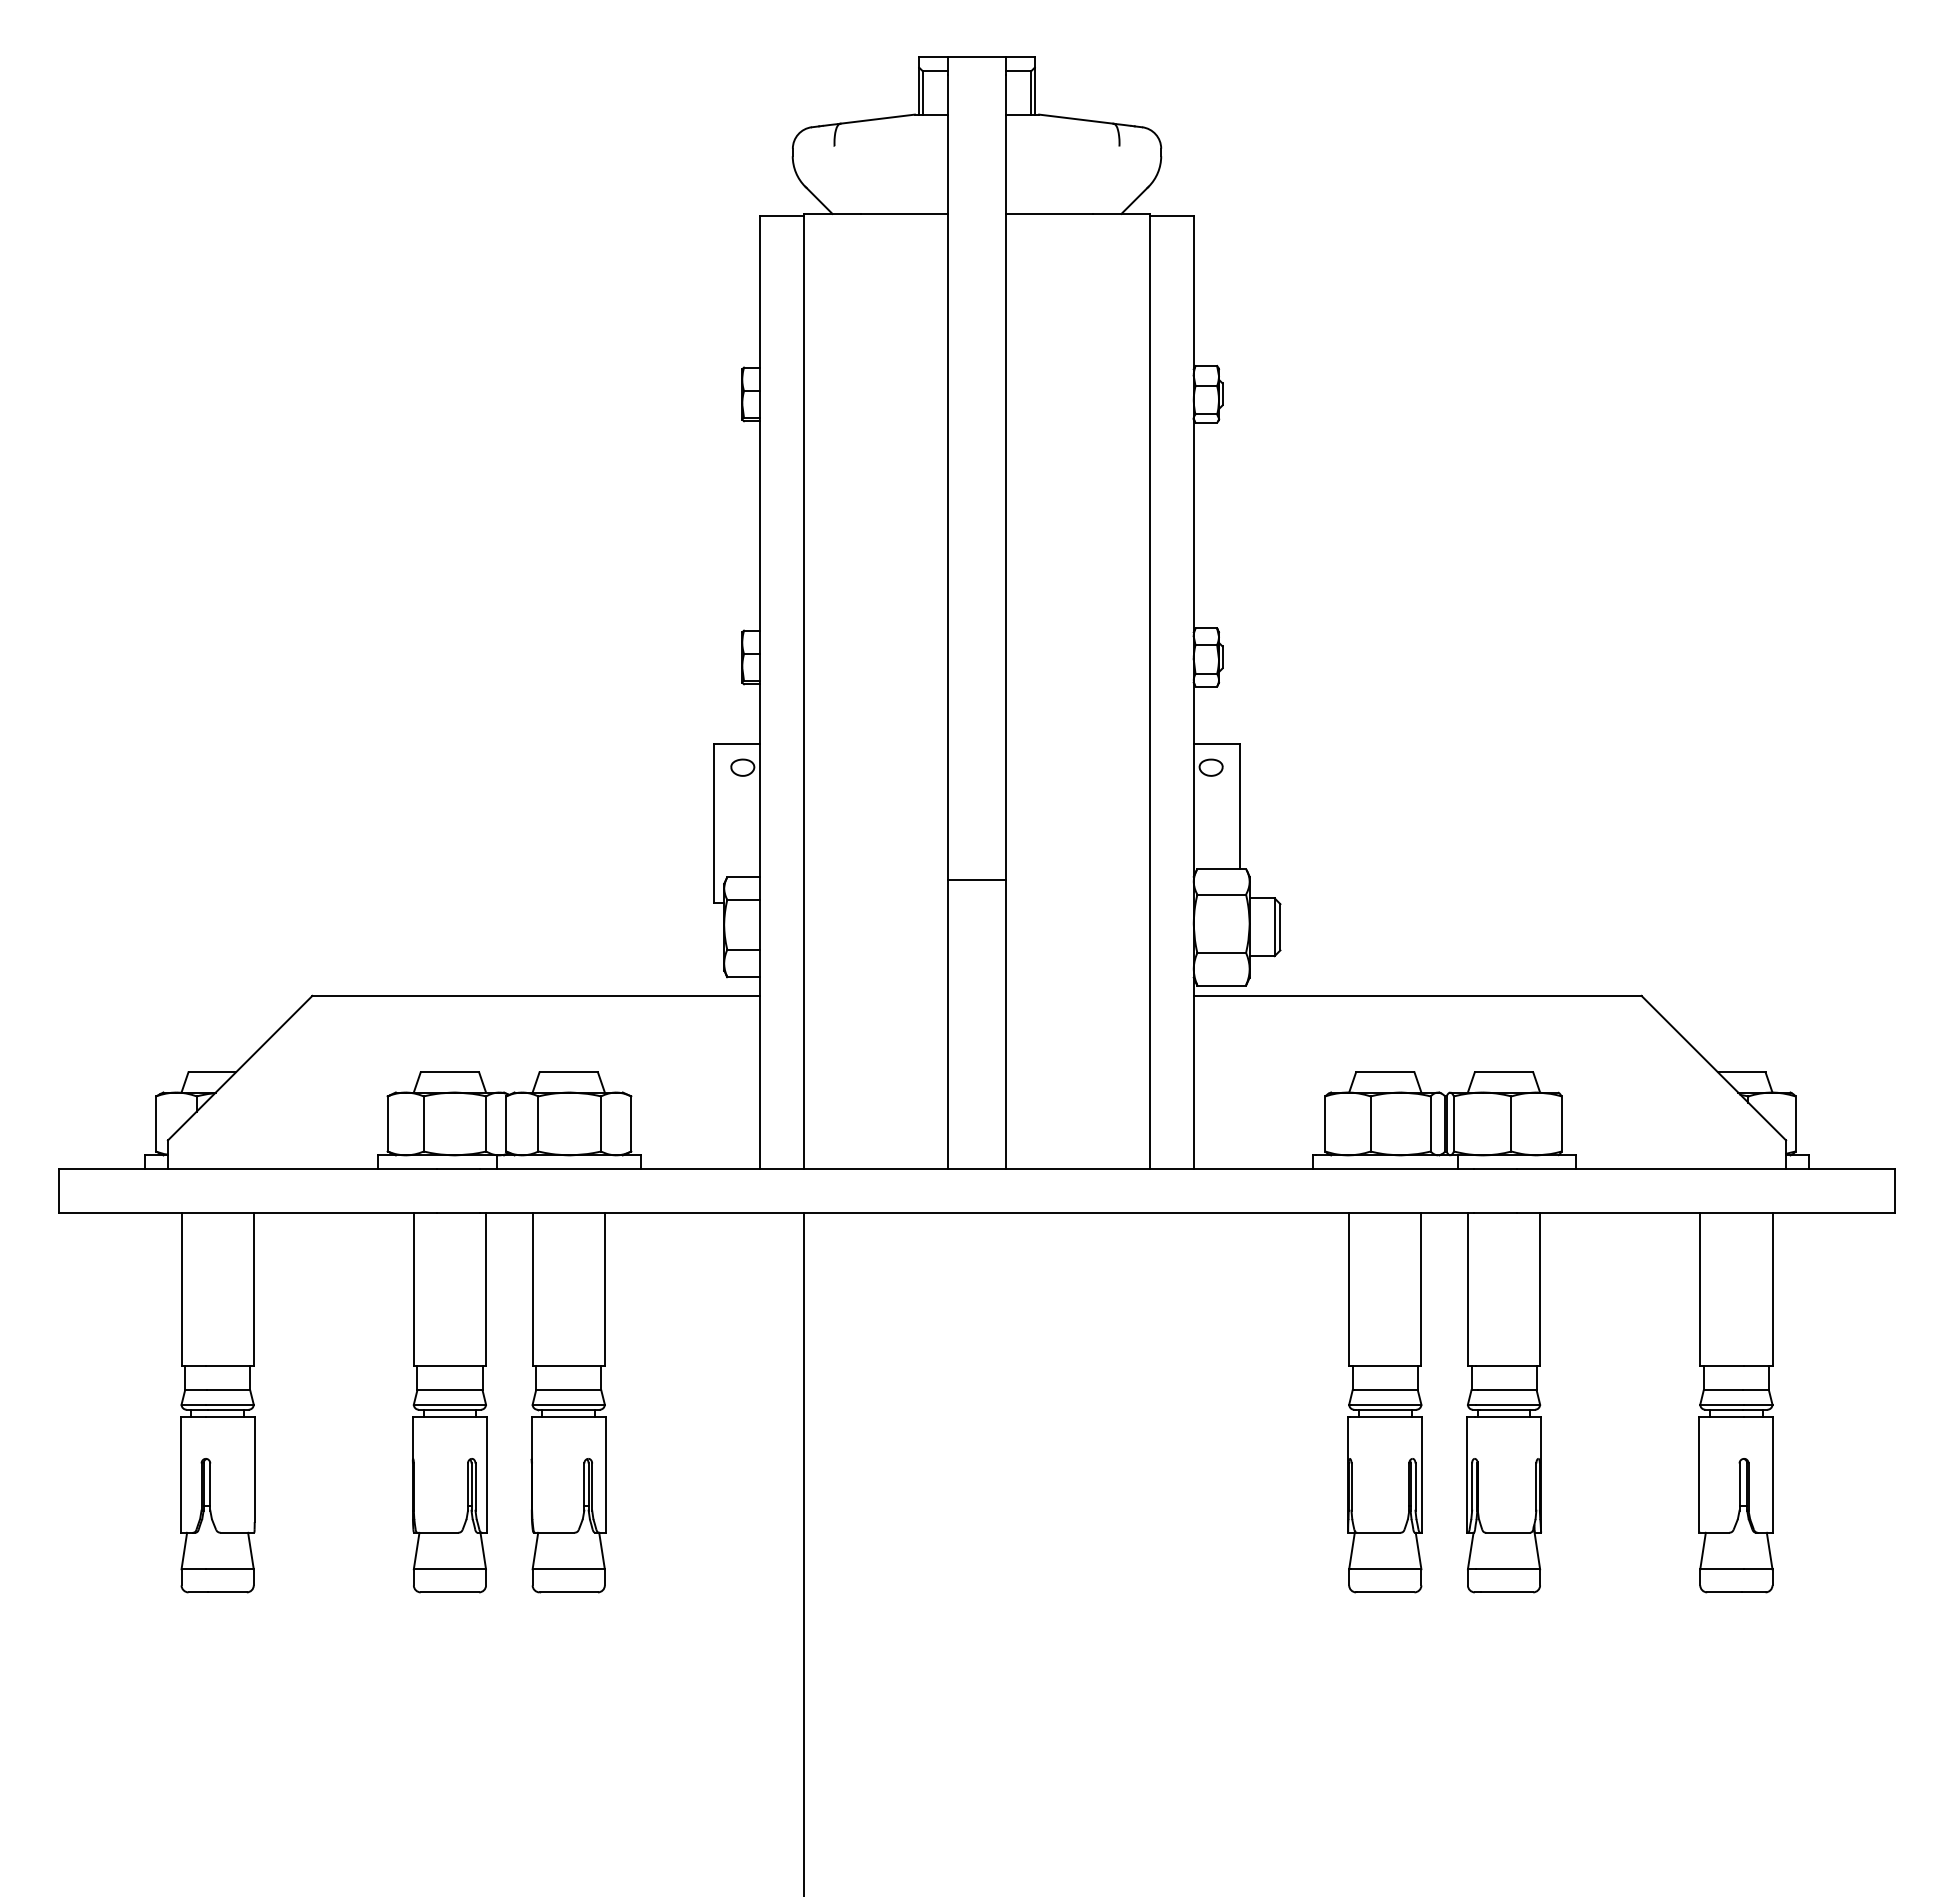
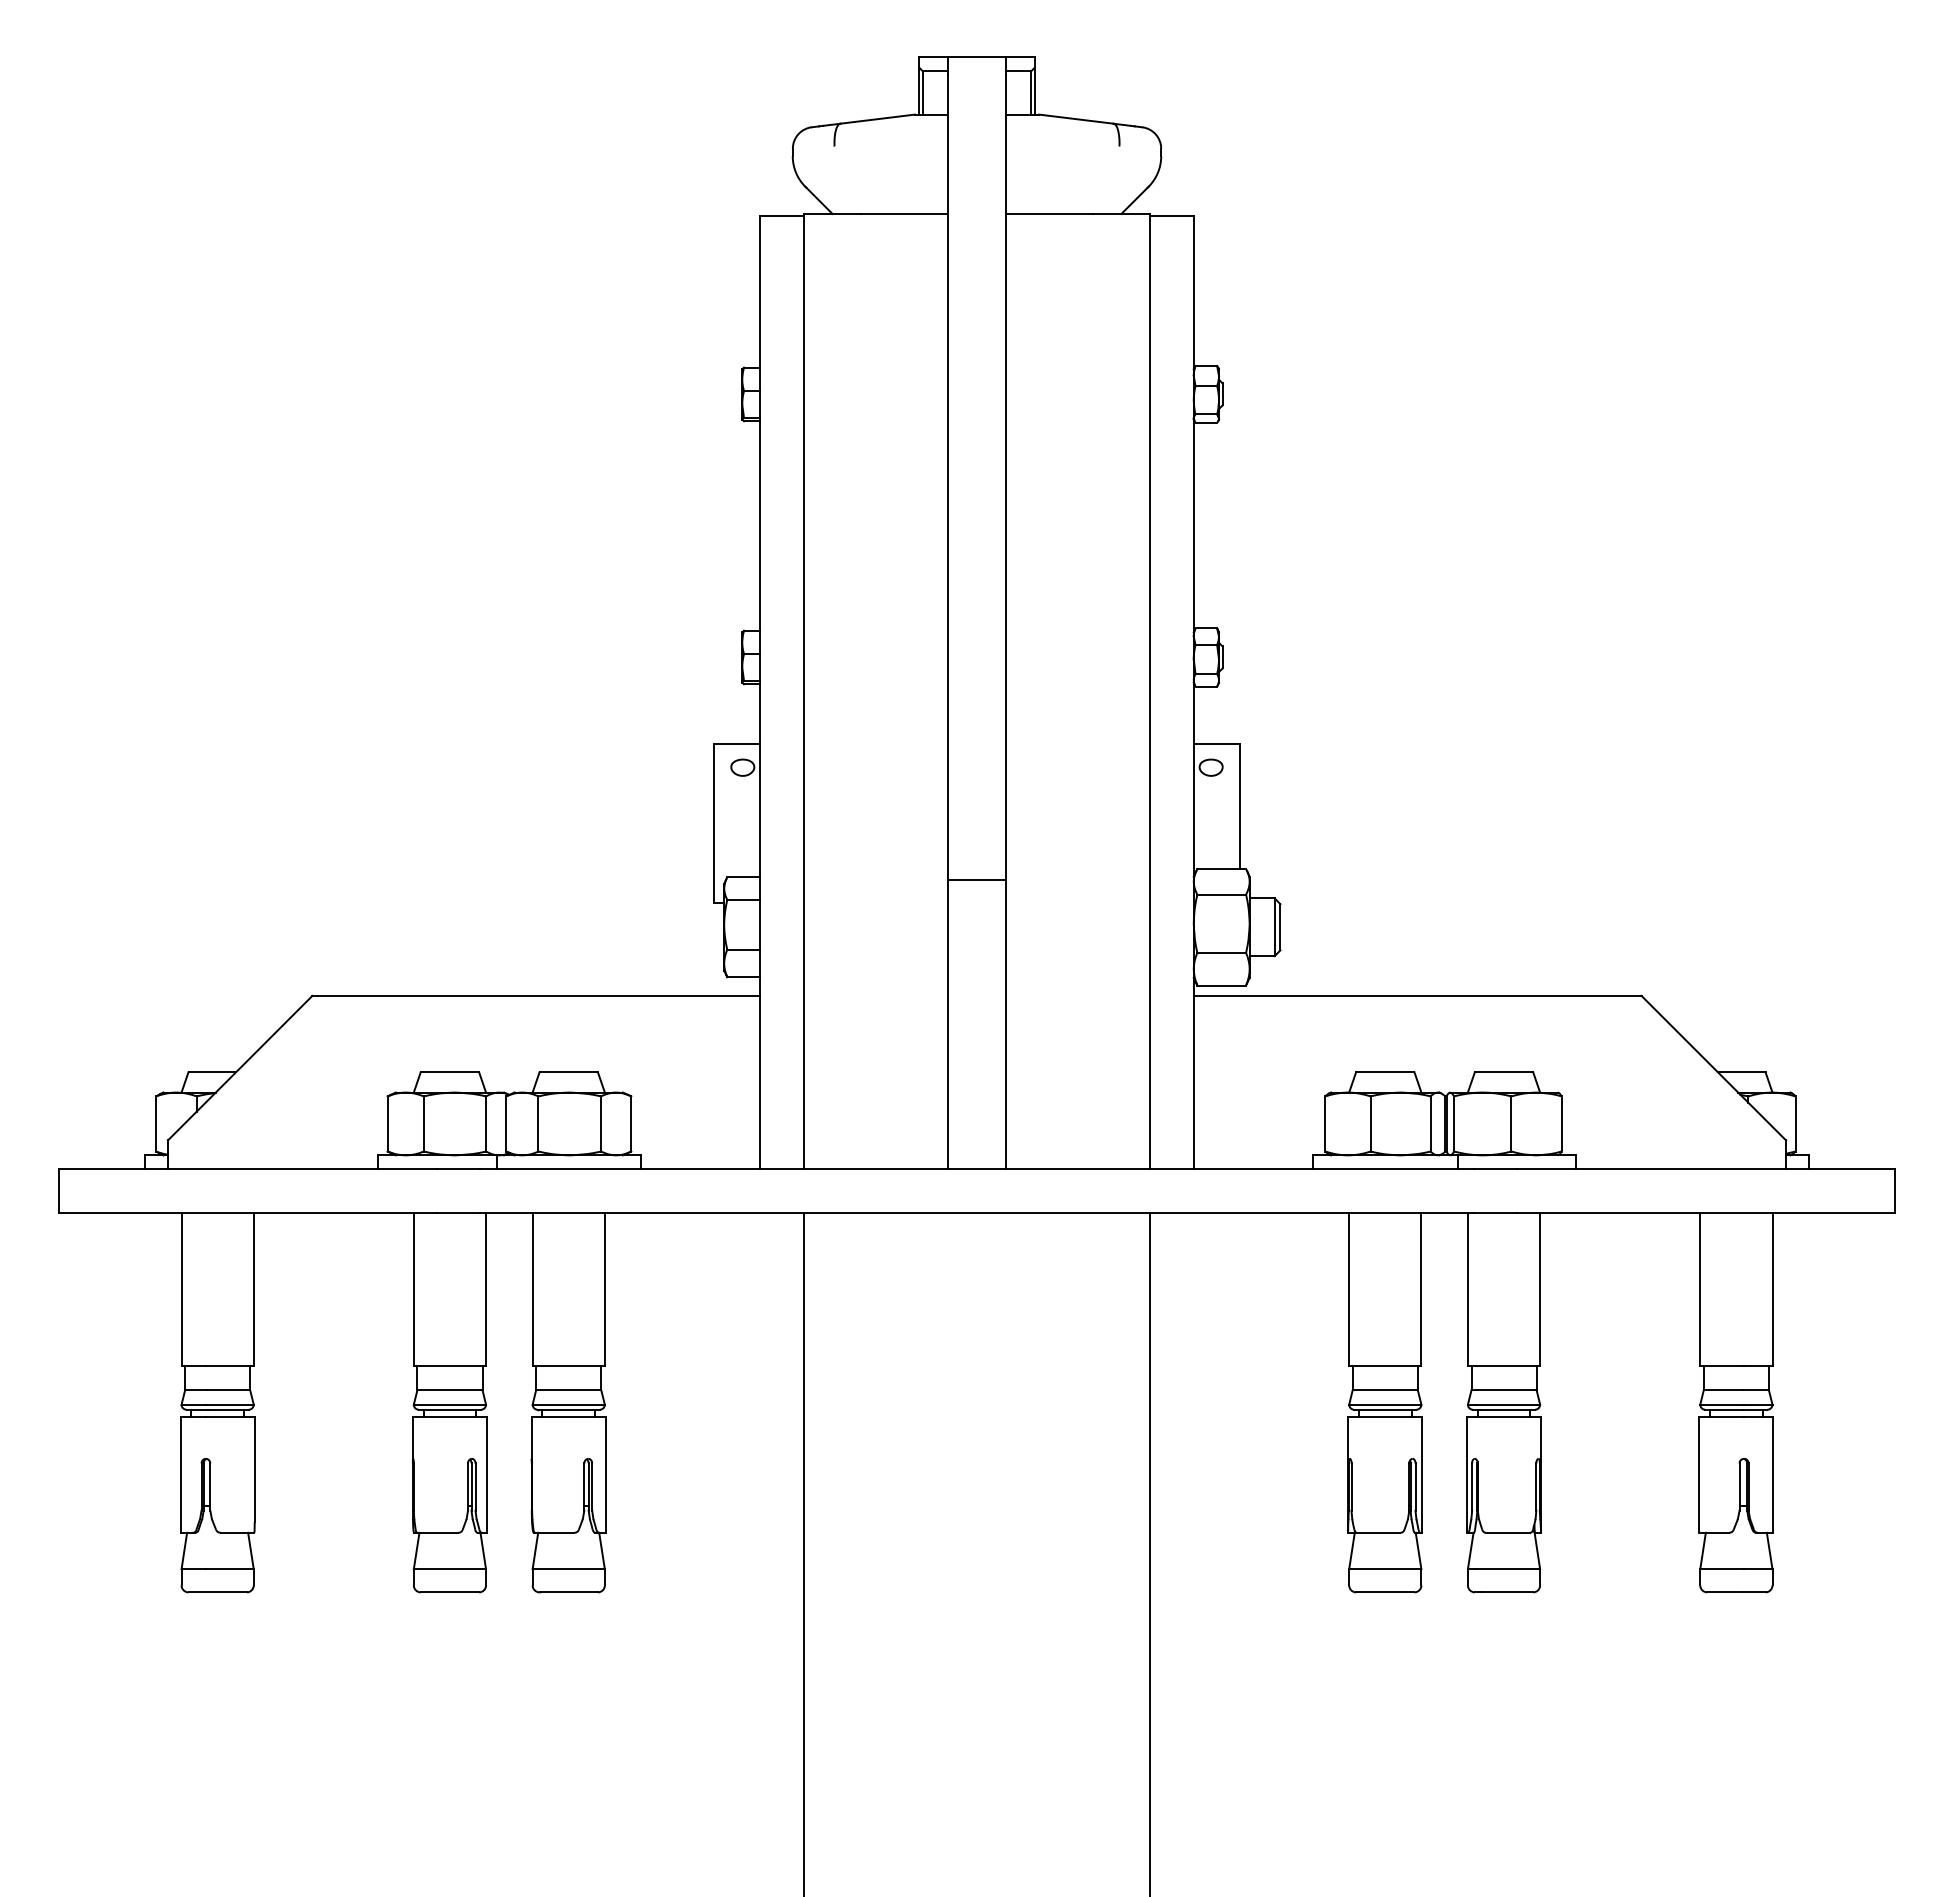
line: none -> present (1150, 1552)
